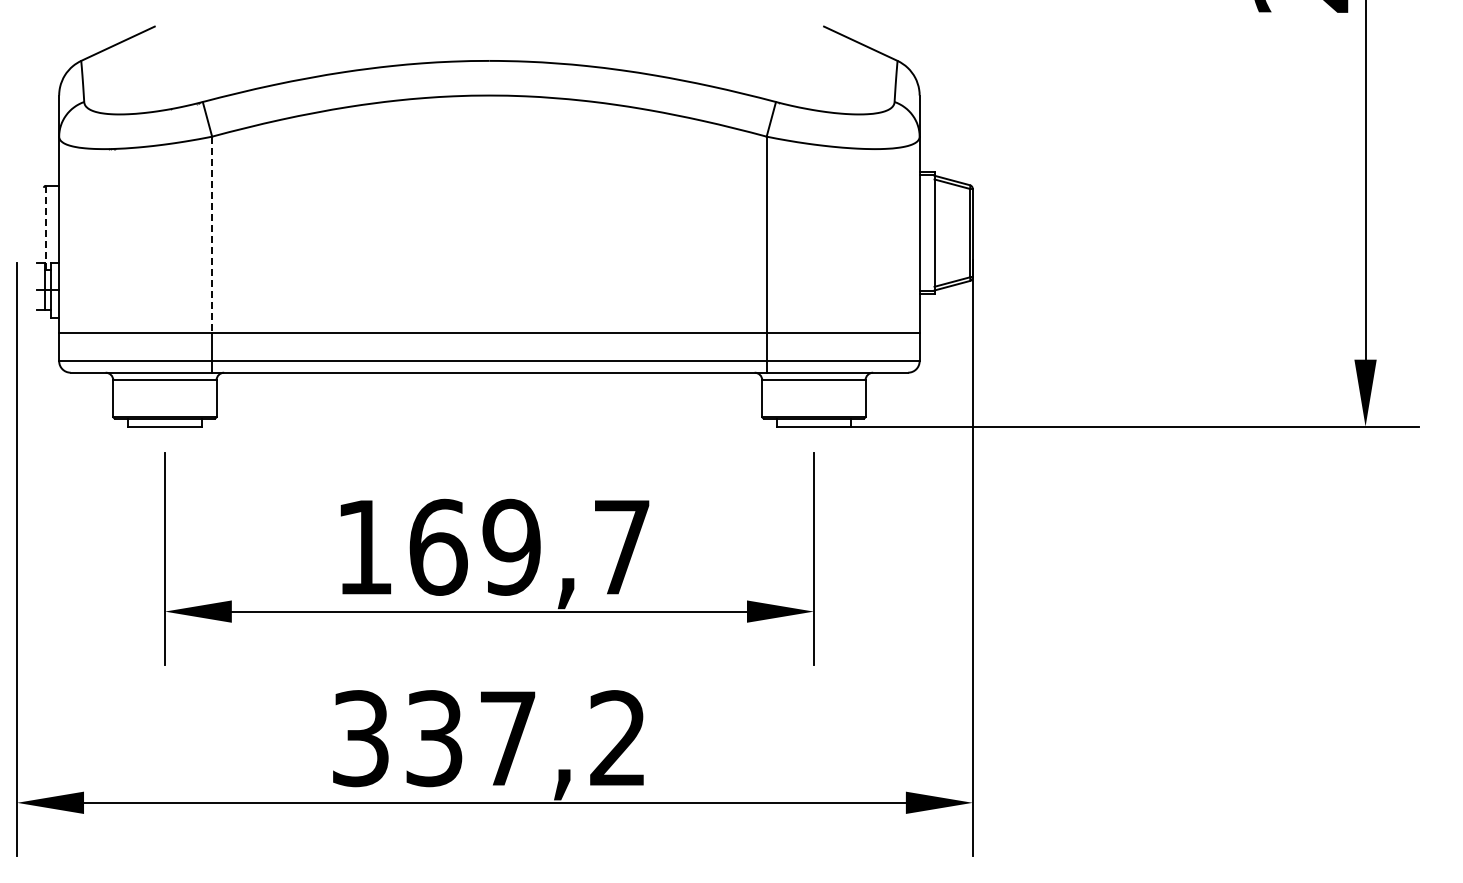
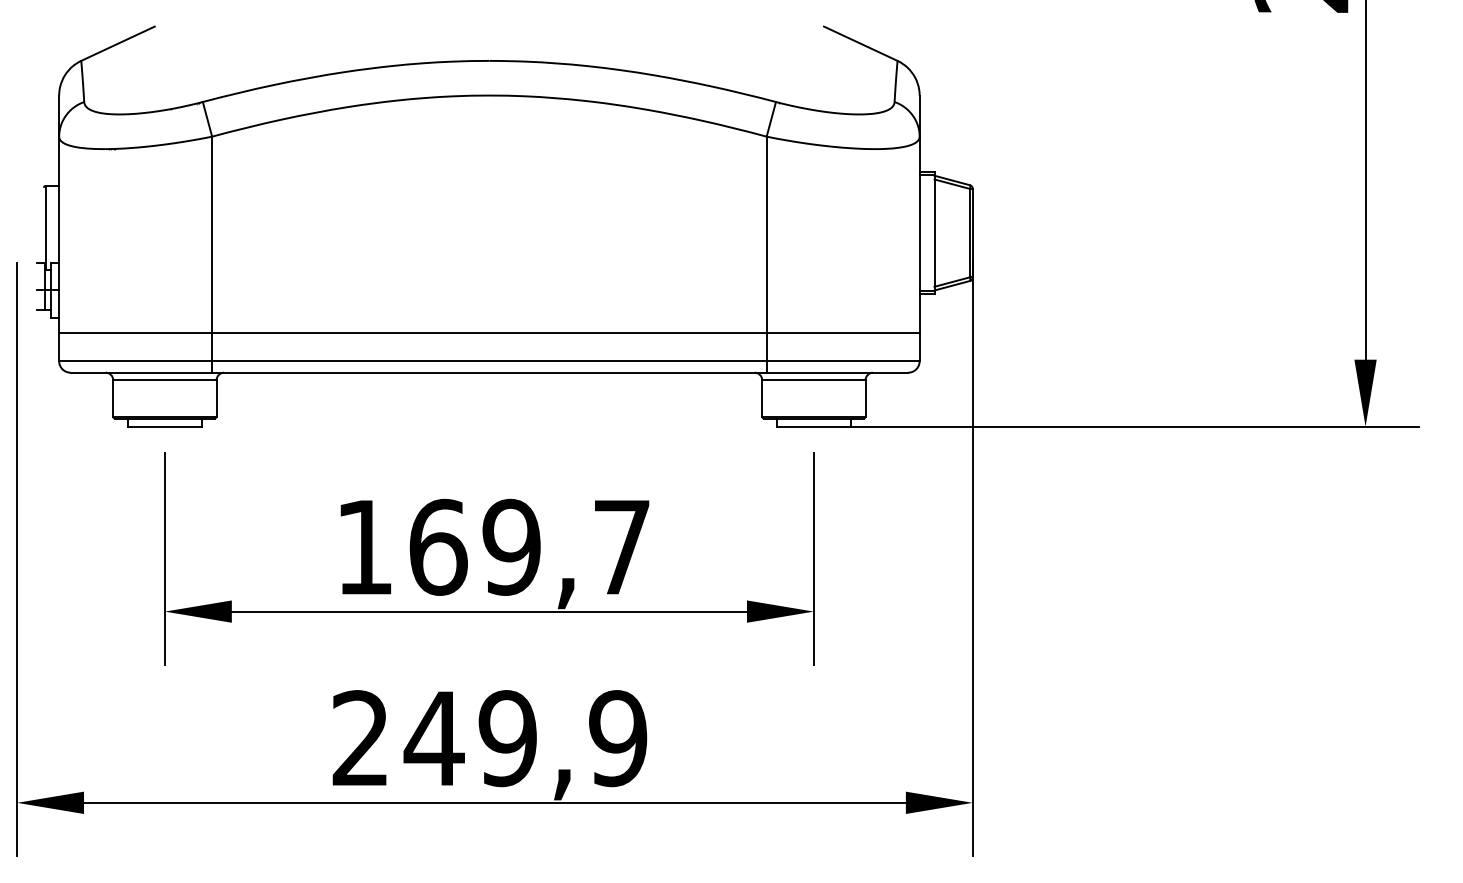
line: dashed -> solid (45, 227)
line: dashed -> solid (212, 234)
text: 337,2 -> 249,9 (489, 738)
